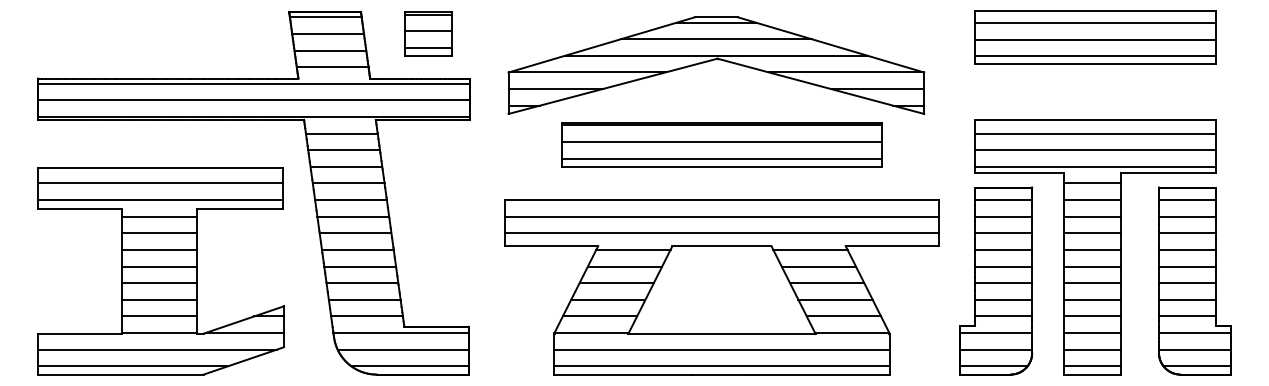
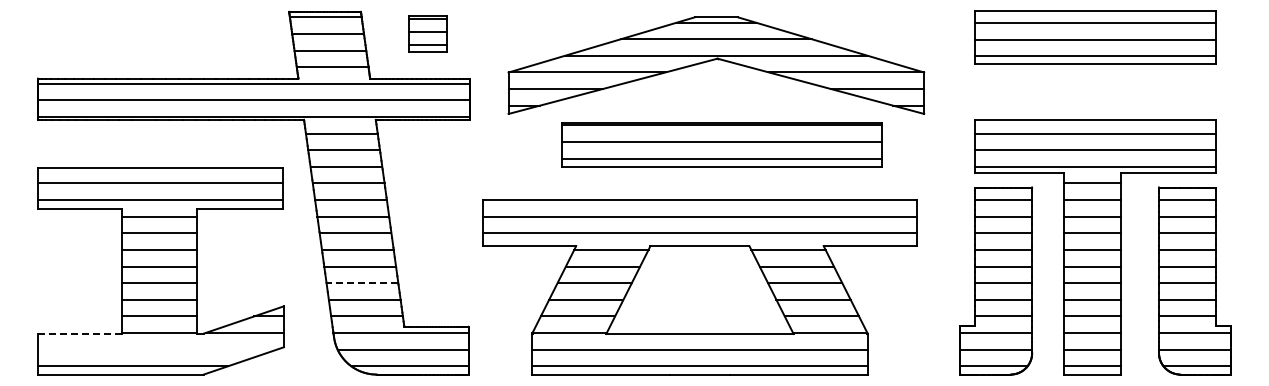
part size: 49x46 px -> 40x38 px (427, 33)
line: solid -> dashed (362, 283)
part position: (721, 287) -> (699, 287) (699, 287)
line: solid -> dashed (79, 333)
line: present -> none (157, 349)
